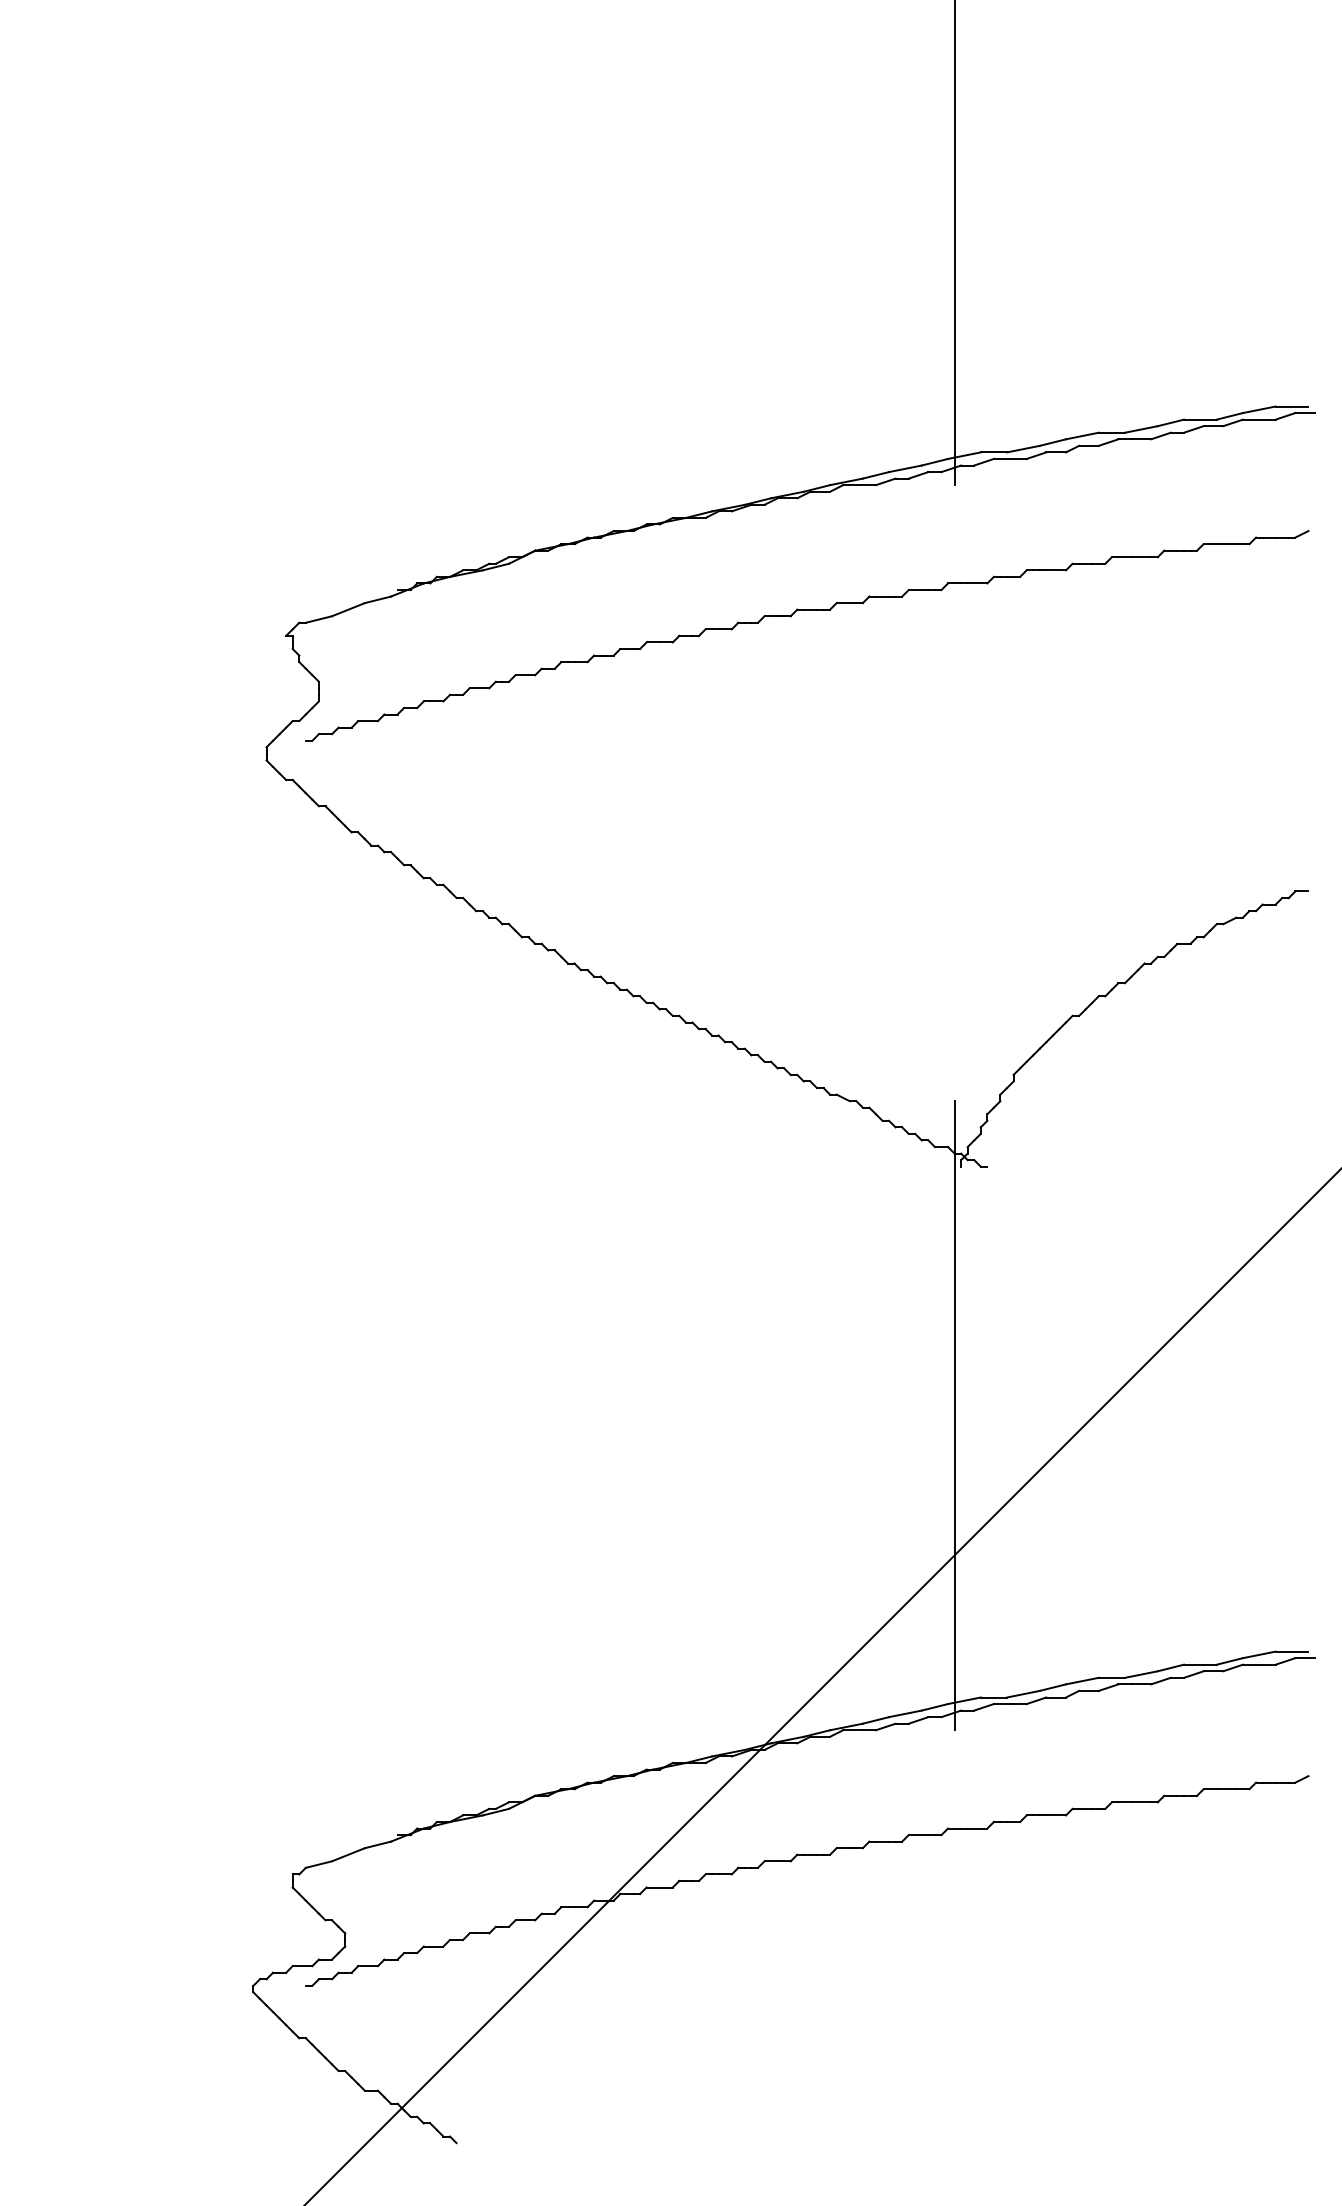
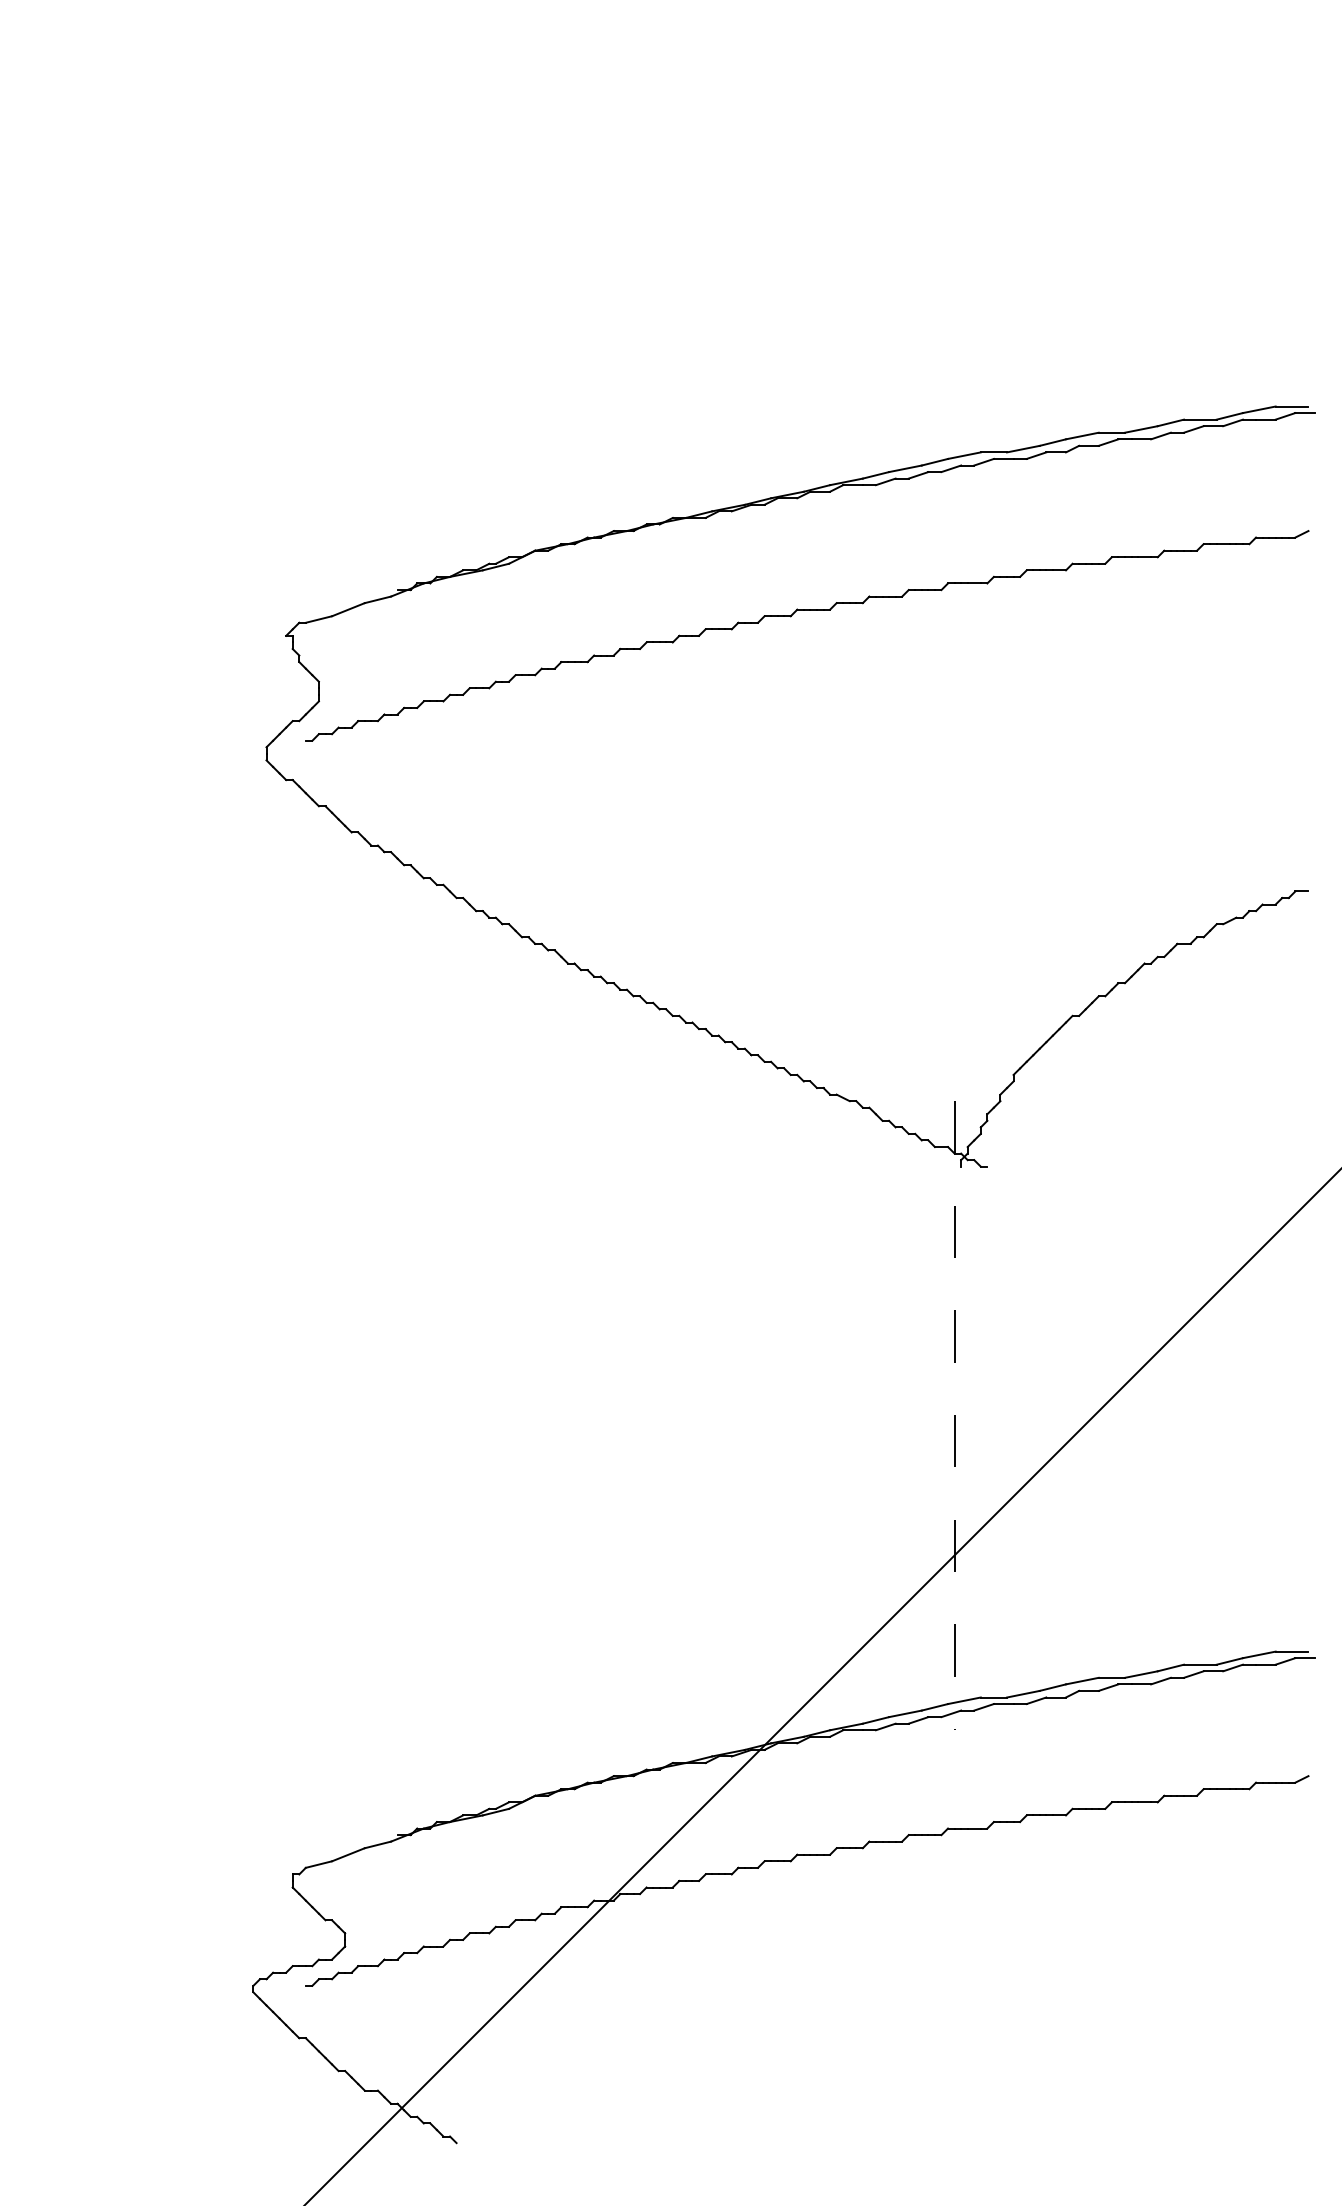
line: present -> none (954, 243)
line: solid -> dashed (954, 1415)
